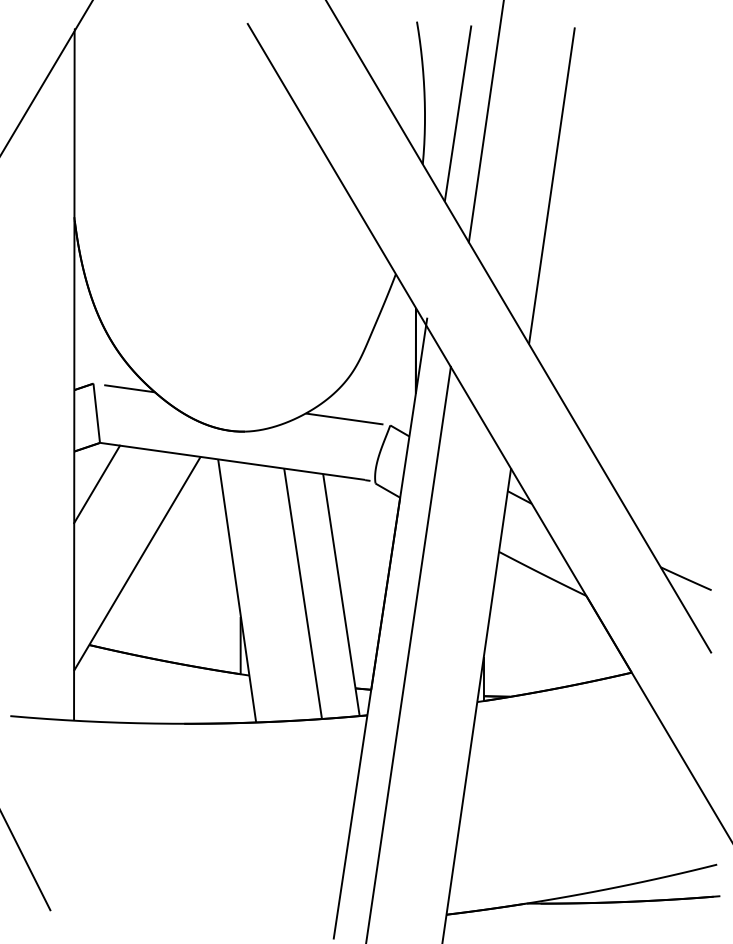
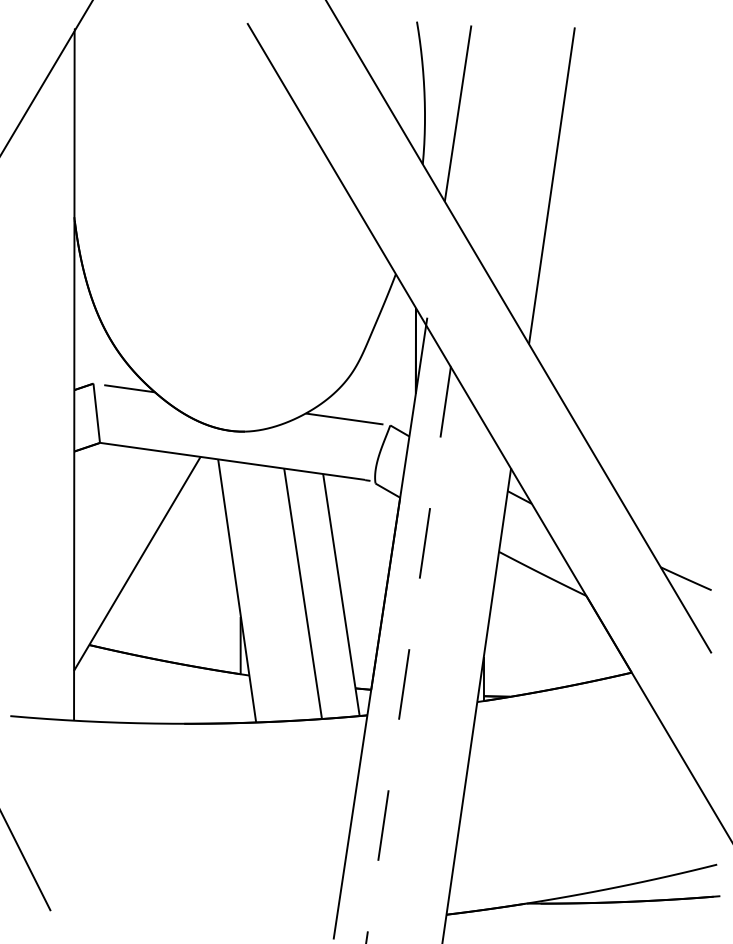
line: present -> none (485, 122)
line: present -> none (97, 484)
line: solid -> dashed (408, 654)
